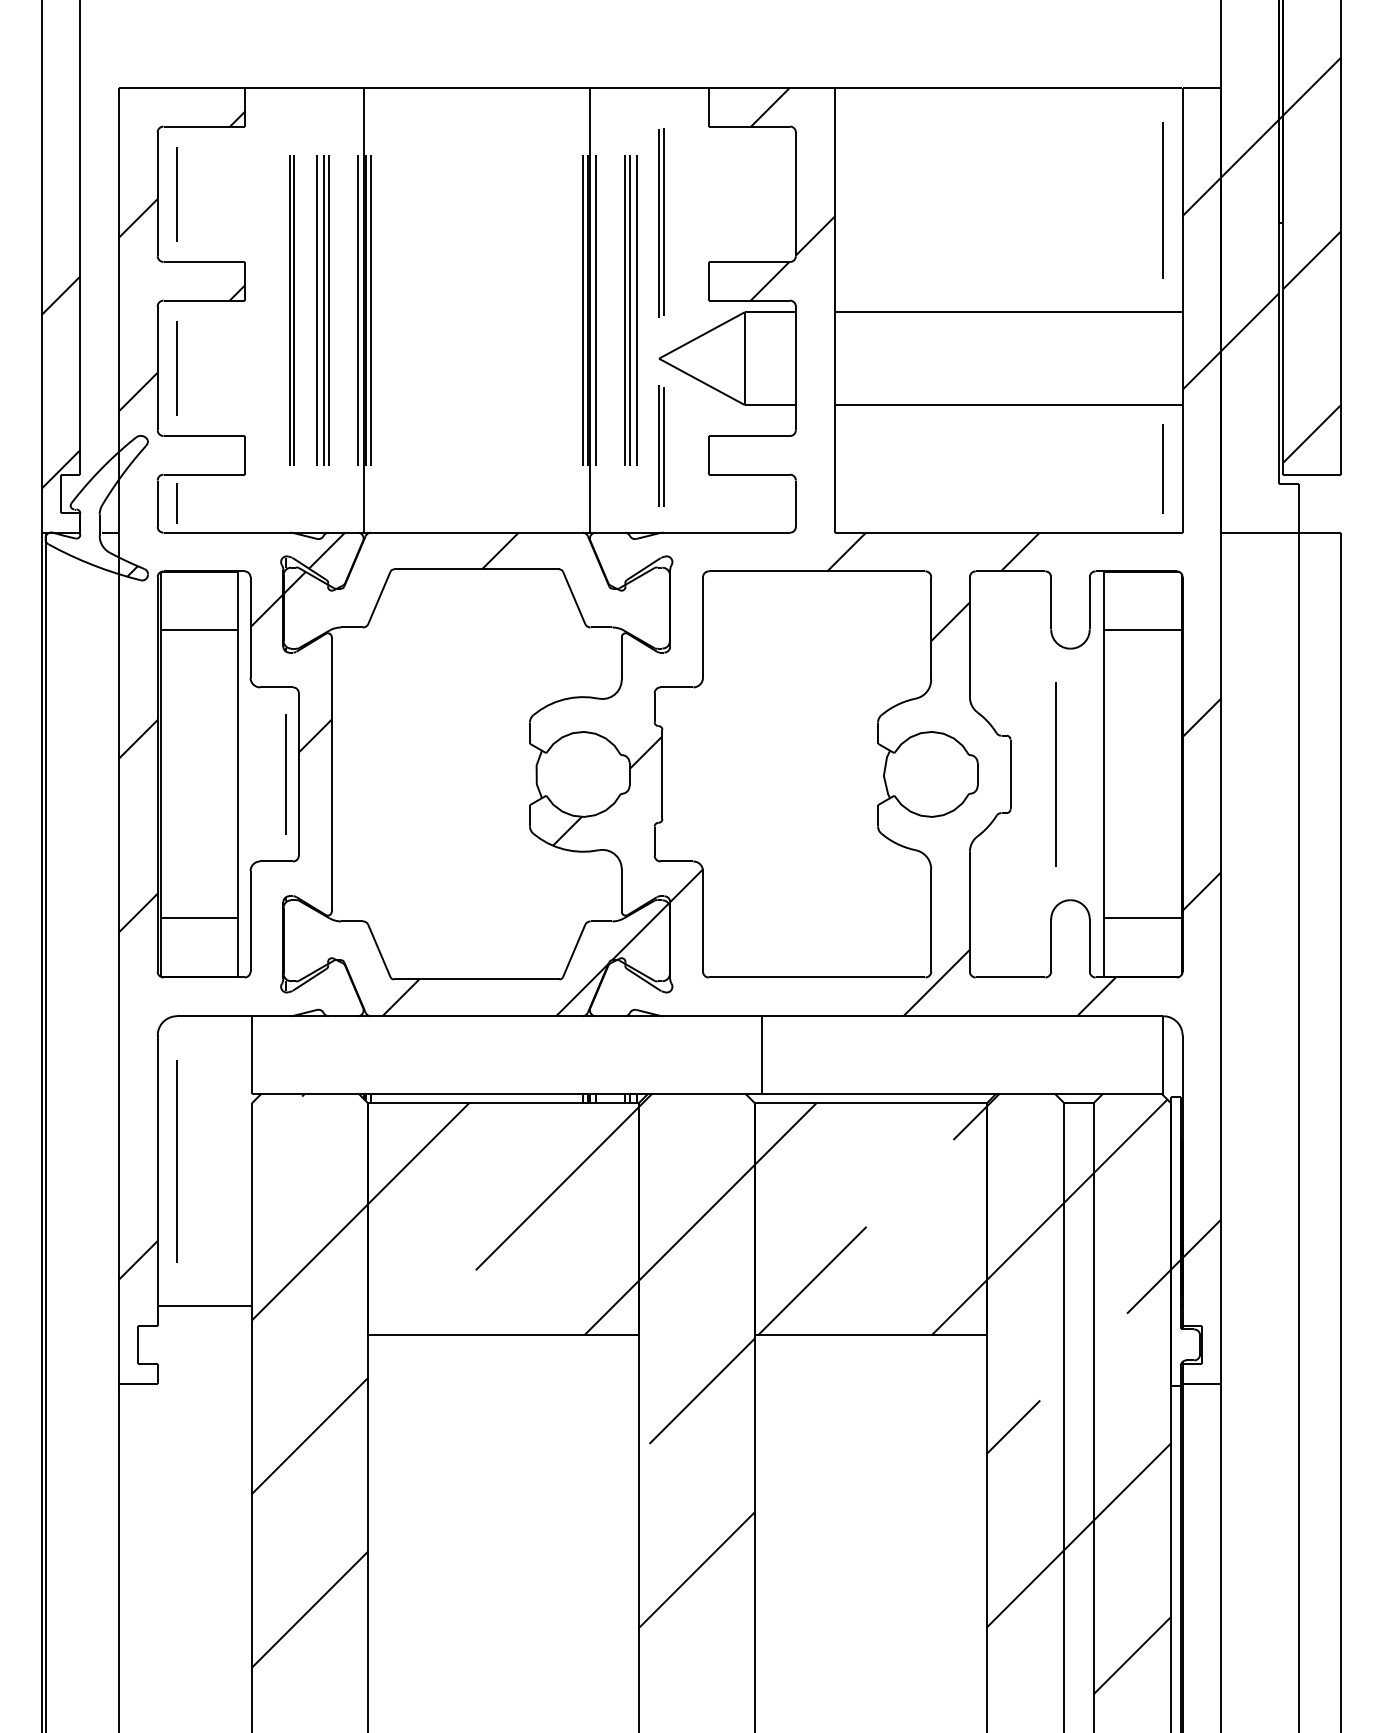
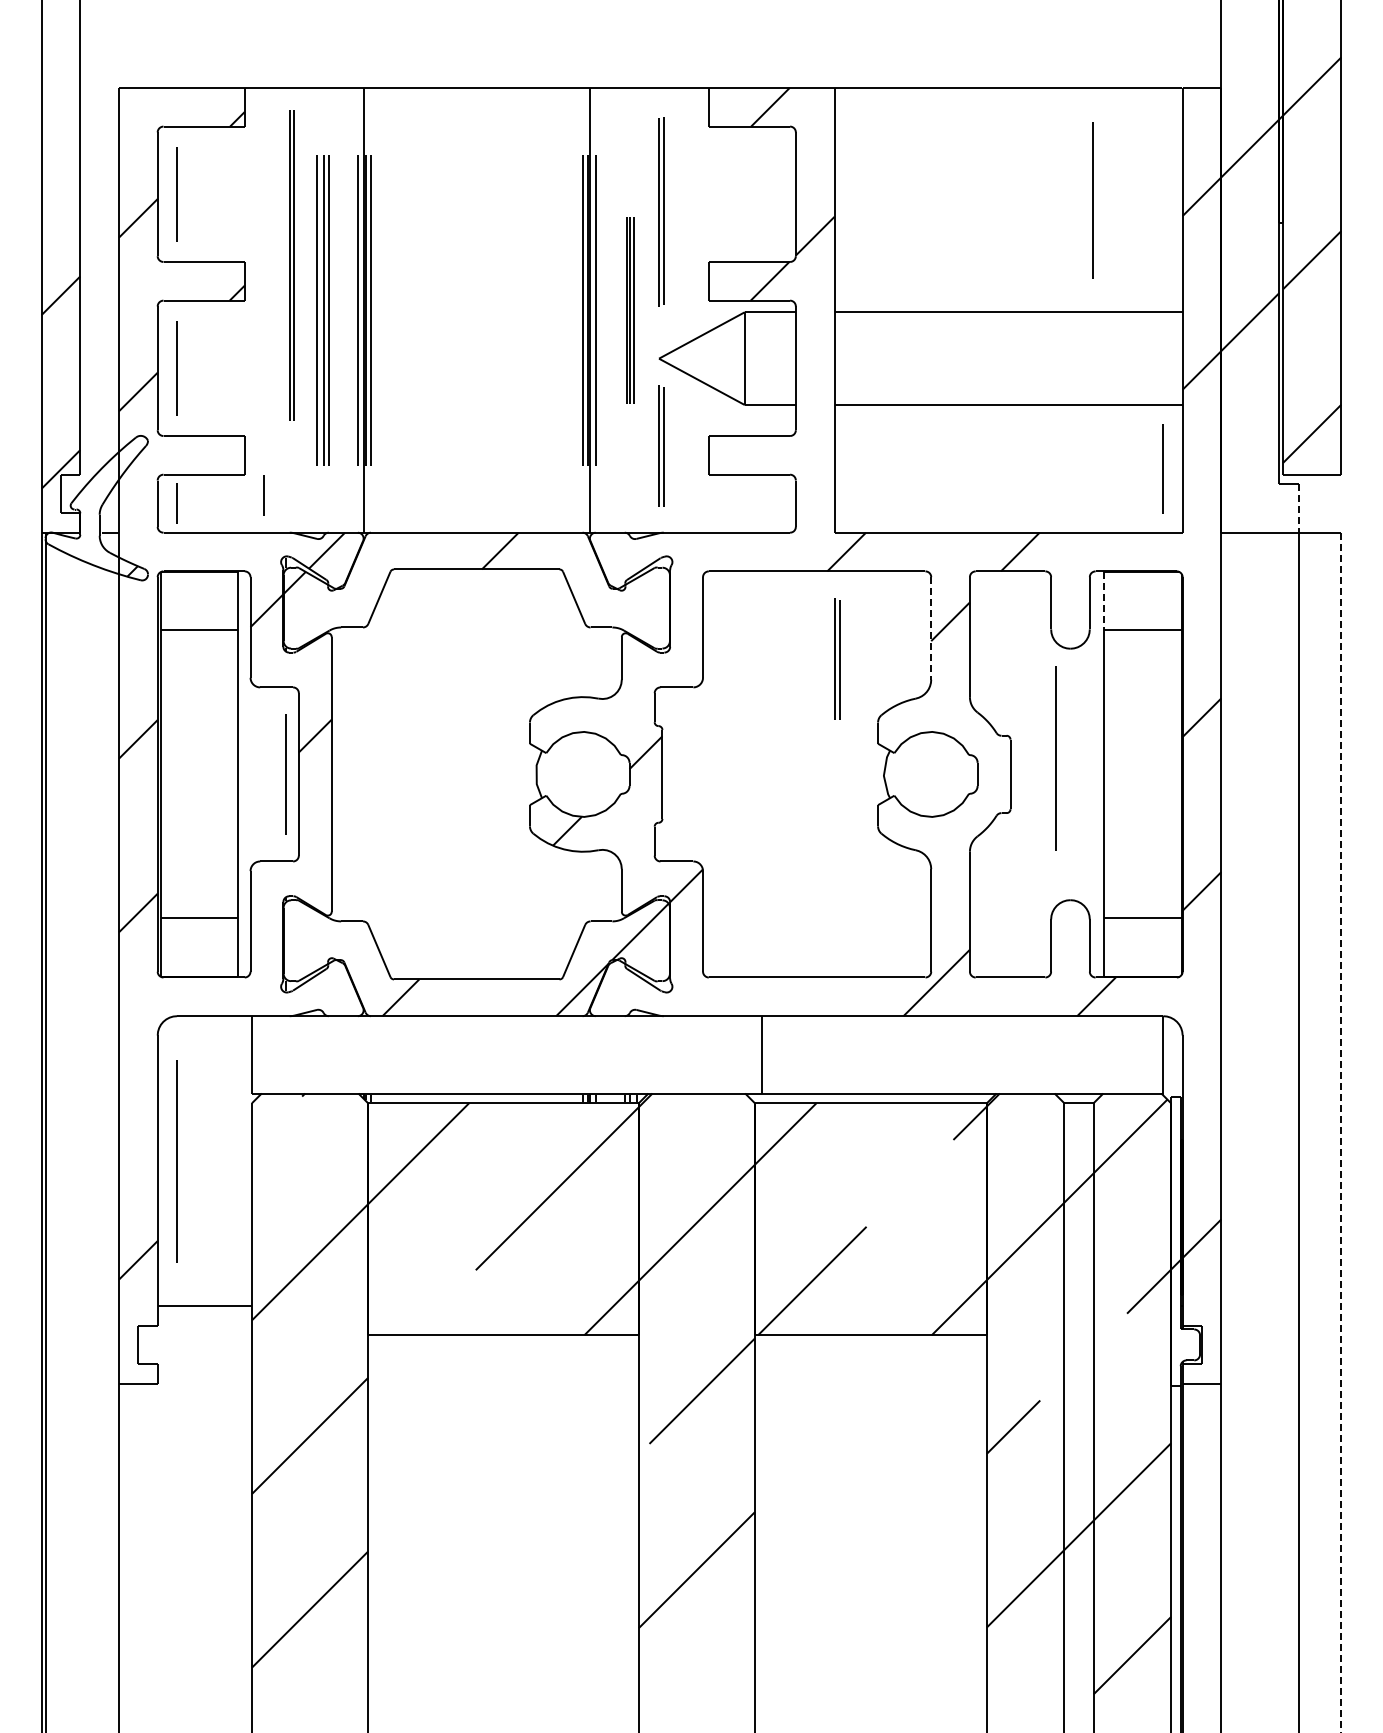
line position: (1162, 200) -> (1092, 200) (1092, 200)
part position: (661, 222) -> (661, 211) (661, 211)
part position: (291, 310) -> (291, 265) (291, 265)
part size: 14x311 px -> 9x187 px (630, 310)
line: none -> present (263, 495)
line: solid -> dashed (1298, 509)
line: solid -> dashed (1104, 601)
line: solid -> dashed (931, 628)
part: none -> present (837, 658)
line position: (1055, 774) -> (1055, 758) (1055, 758)
line: solid -> dashed (1341, 1132)
